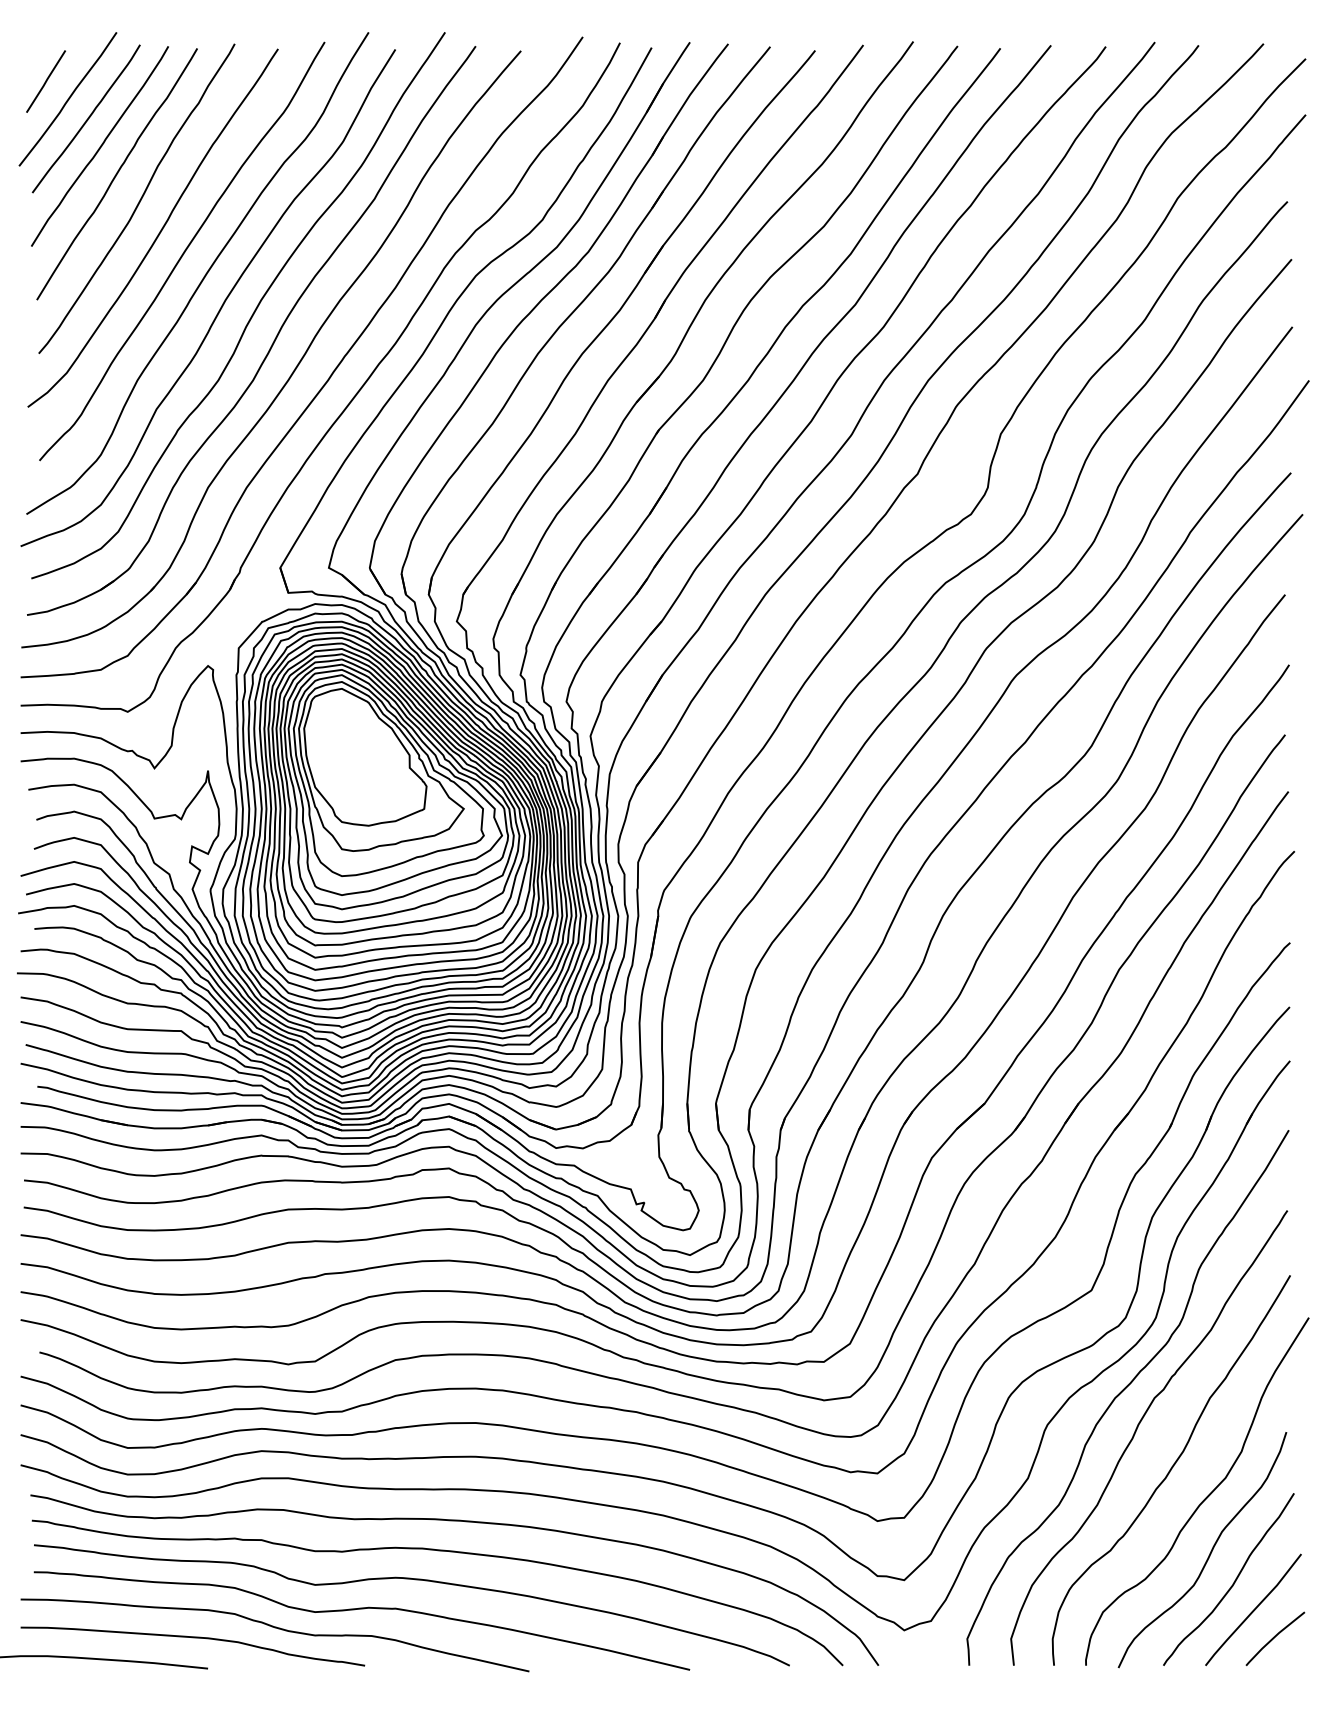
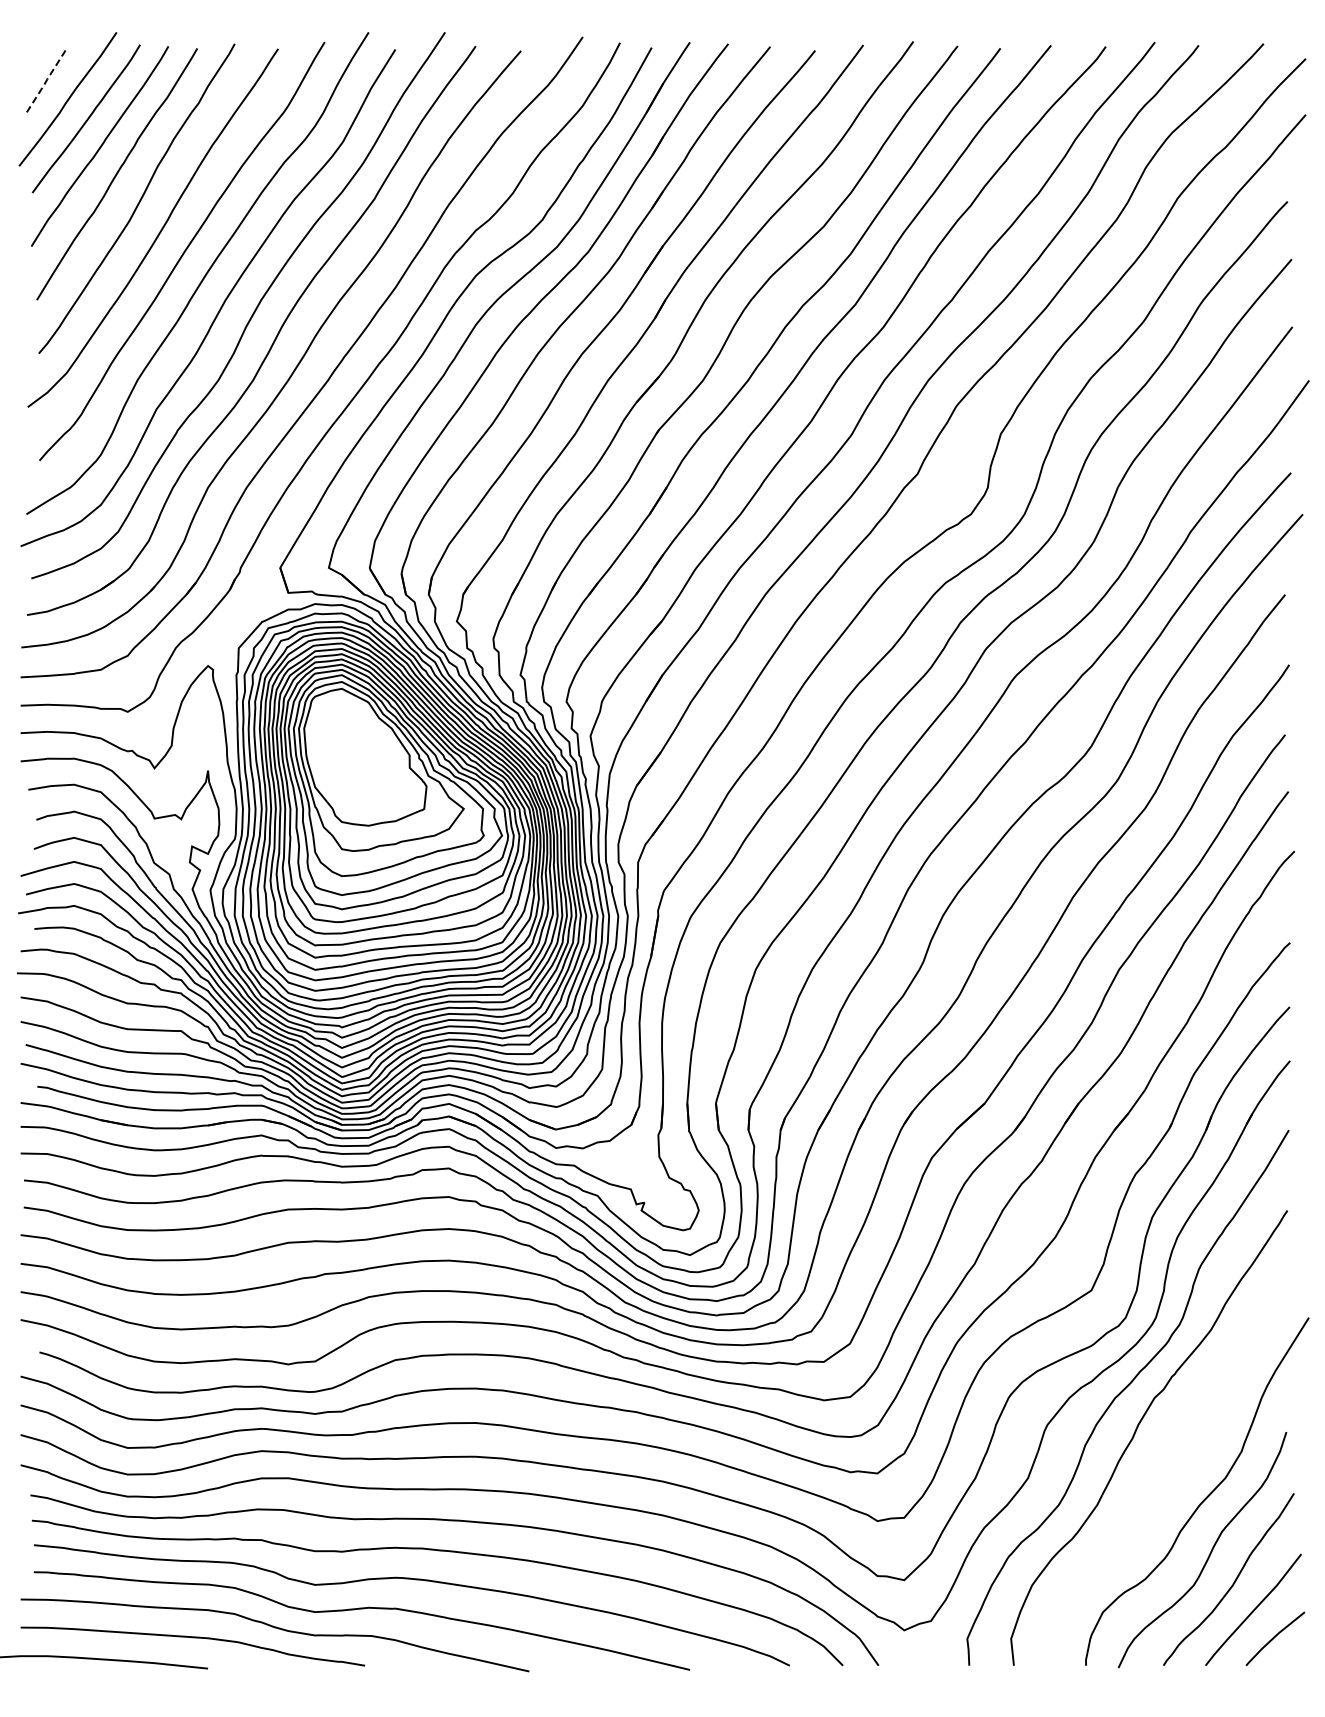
line: solid -> dashed (46, 81)
curve: present -> none (1170, 1470)
